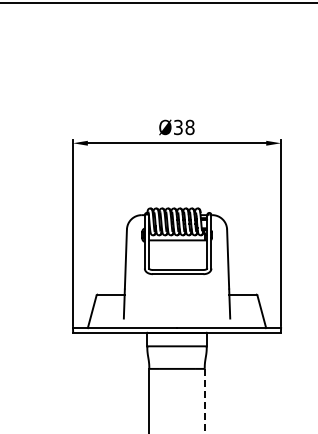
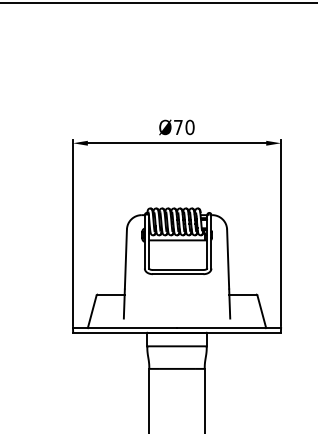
text: Ø38 -> Ø70 (184, 127)
line: dashed -> solid (204, 401)
